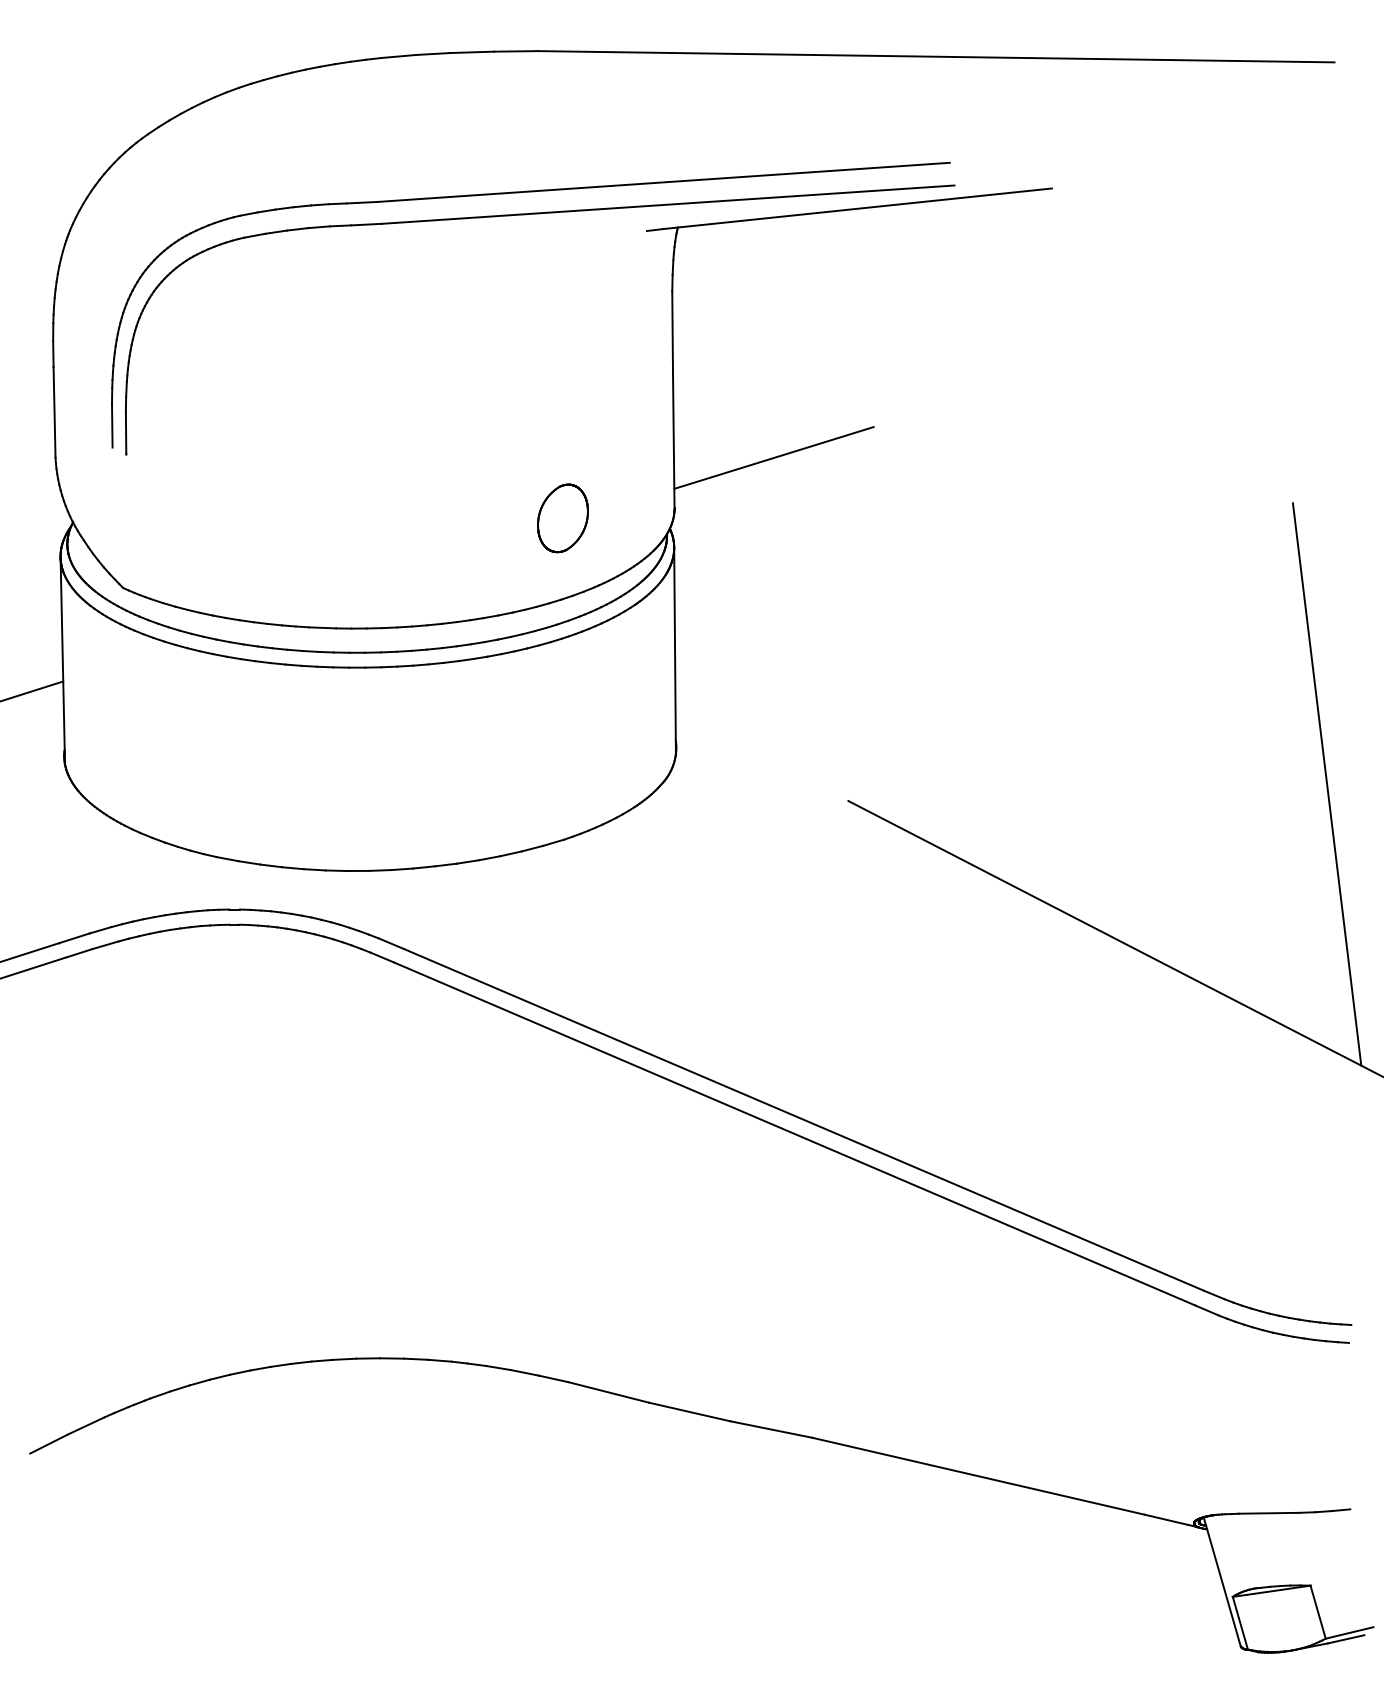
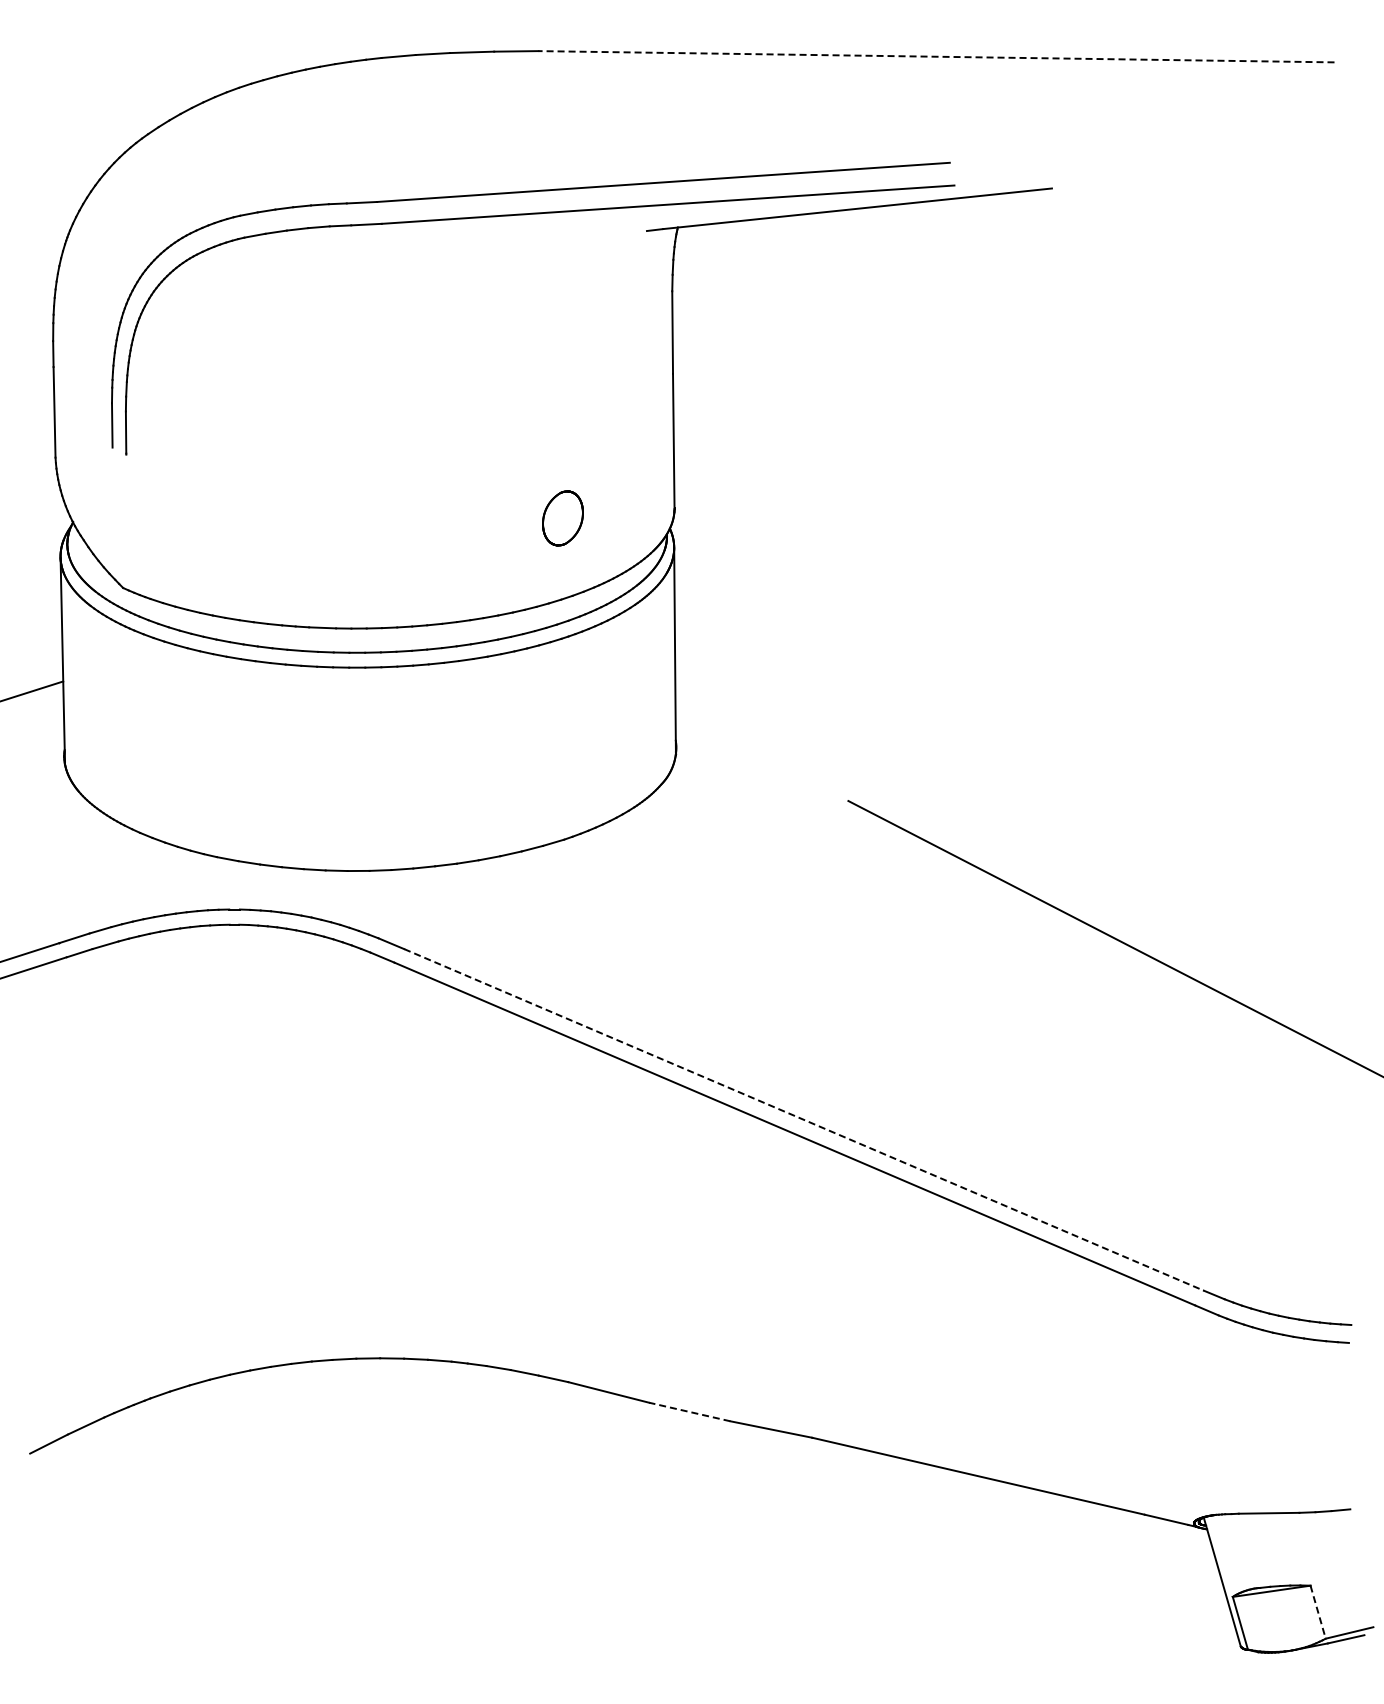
line: solid -> dashed (935, 56)
line: present -> none (773, 457)
part size: 52x71 px -> 42x57 px (562, 518)
line: present -> none (1326, 784)
line: solid -> dashed (803, 1119)
line: solid -> dashed (689, 1412)
line: solid -> dashed (1318, 1612)
